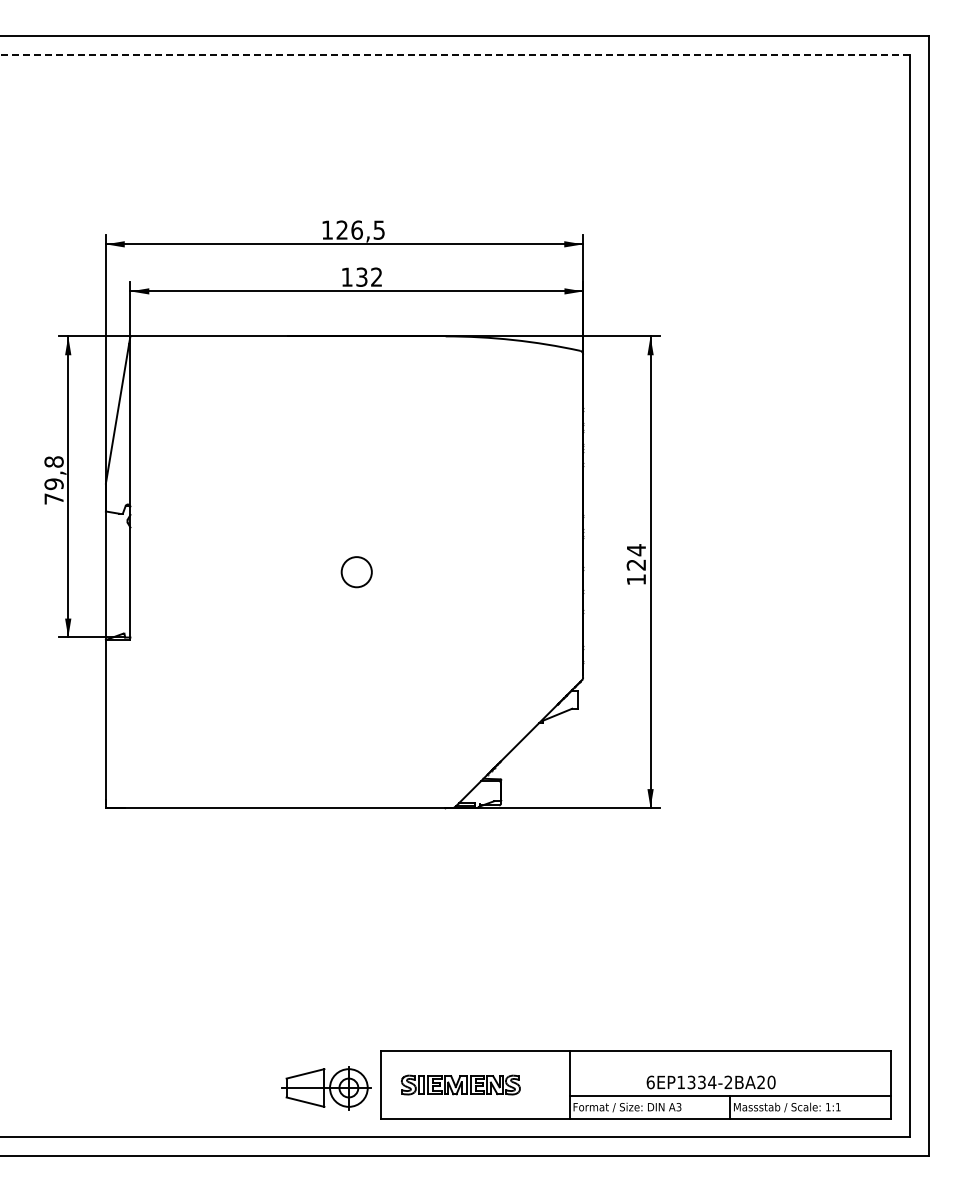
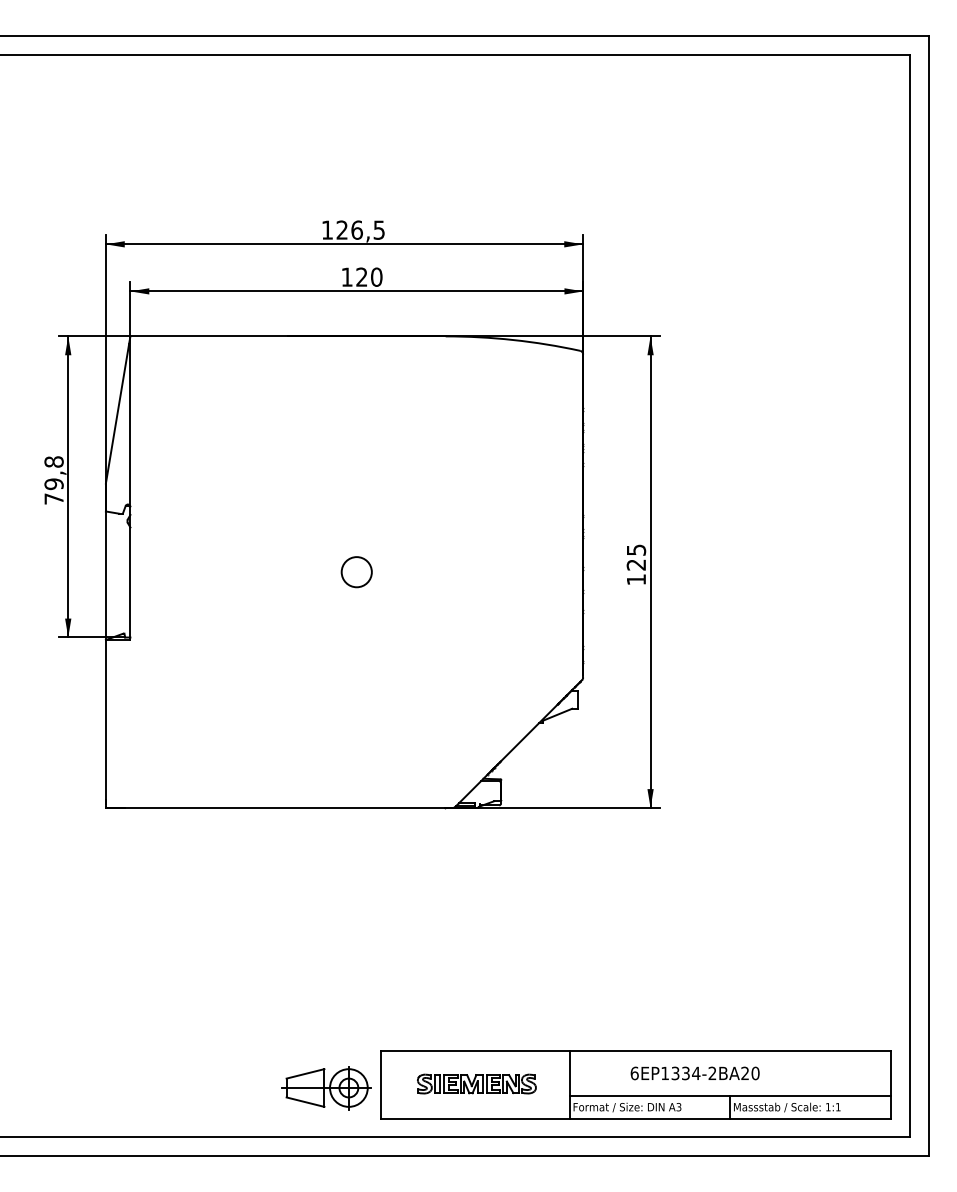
line: dashed -> solid (454, 54)
text: 132 -> 120 (369, 276)
text: 124 -> 125 (636, 550)
text position: (710, 1082) -> (694, 1073) (694, 1073)
part position: (460, 1084) -> (476, 1083) (476, 1083)
